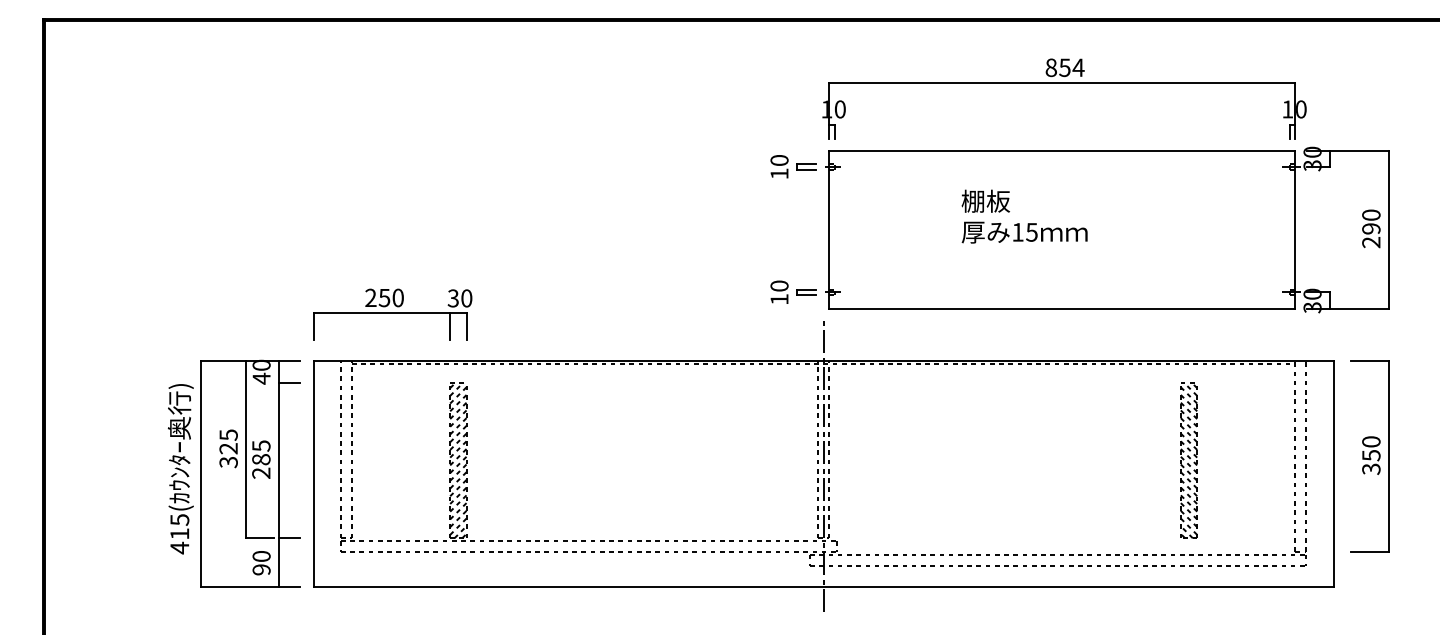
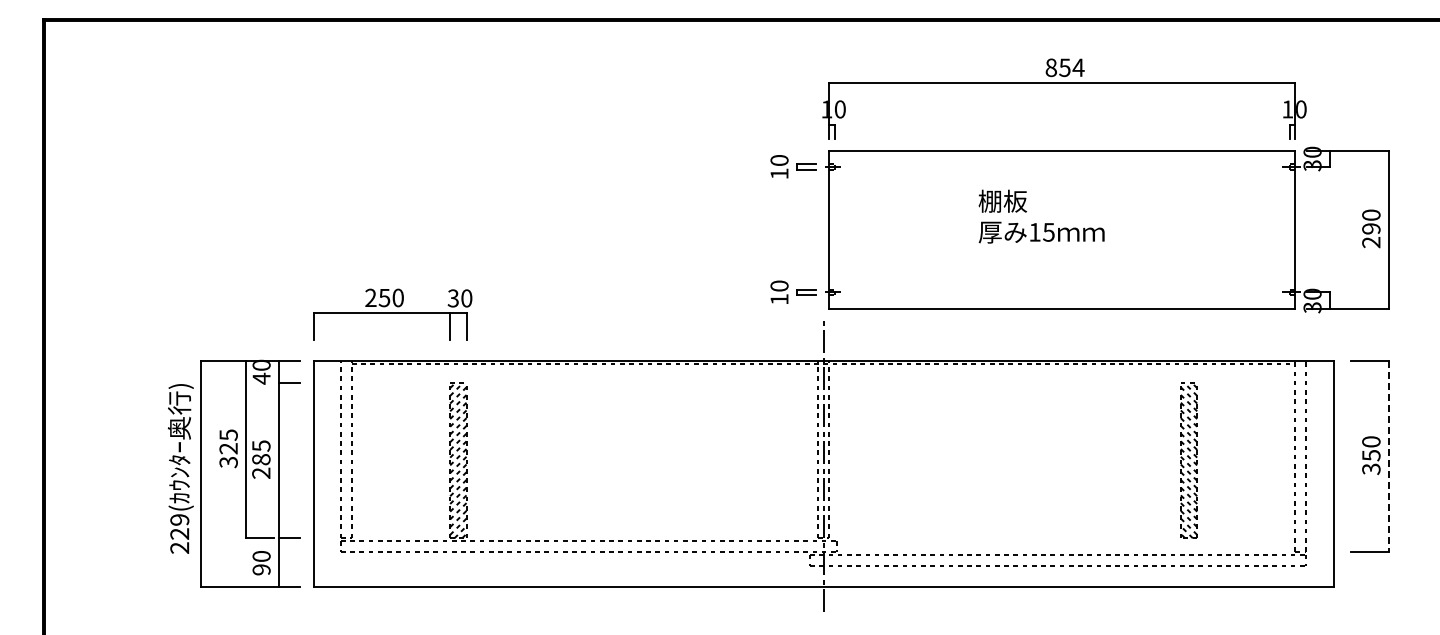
text position: (1024, 216) -> (1041, 216) (1041, 216)
line: solid -> dashed (1388, 456)
text: 415( -> 229( (179, 534)
